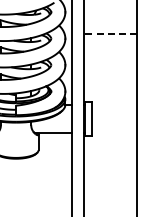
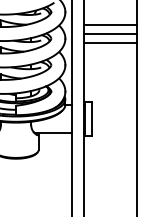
line: none -> present (110, 24)
line: dashed -> solid (110, 34)
line: none -> present (110, 43)
